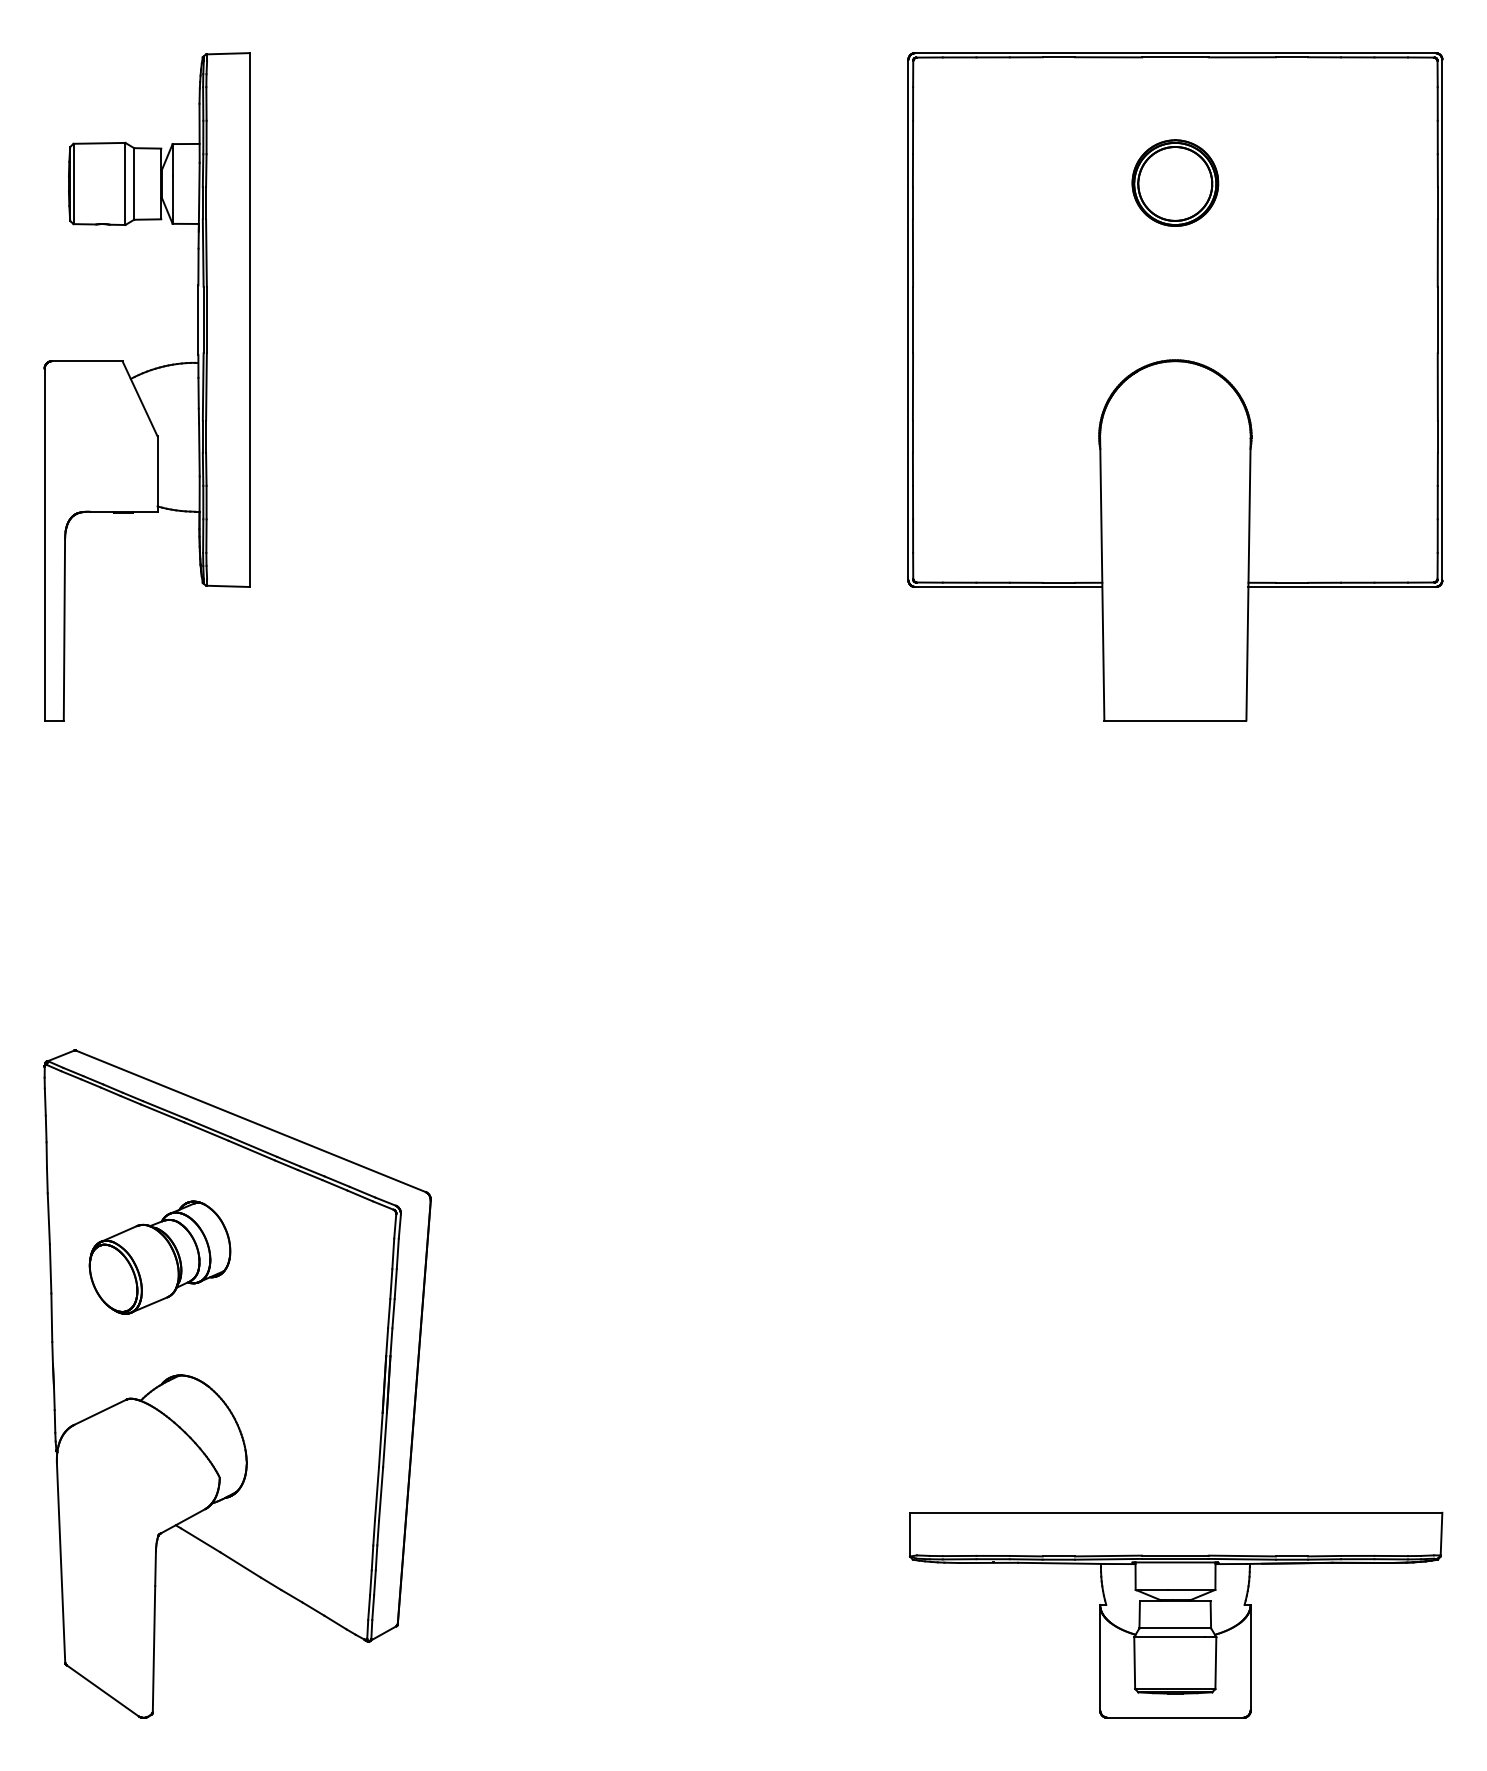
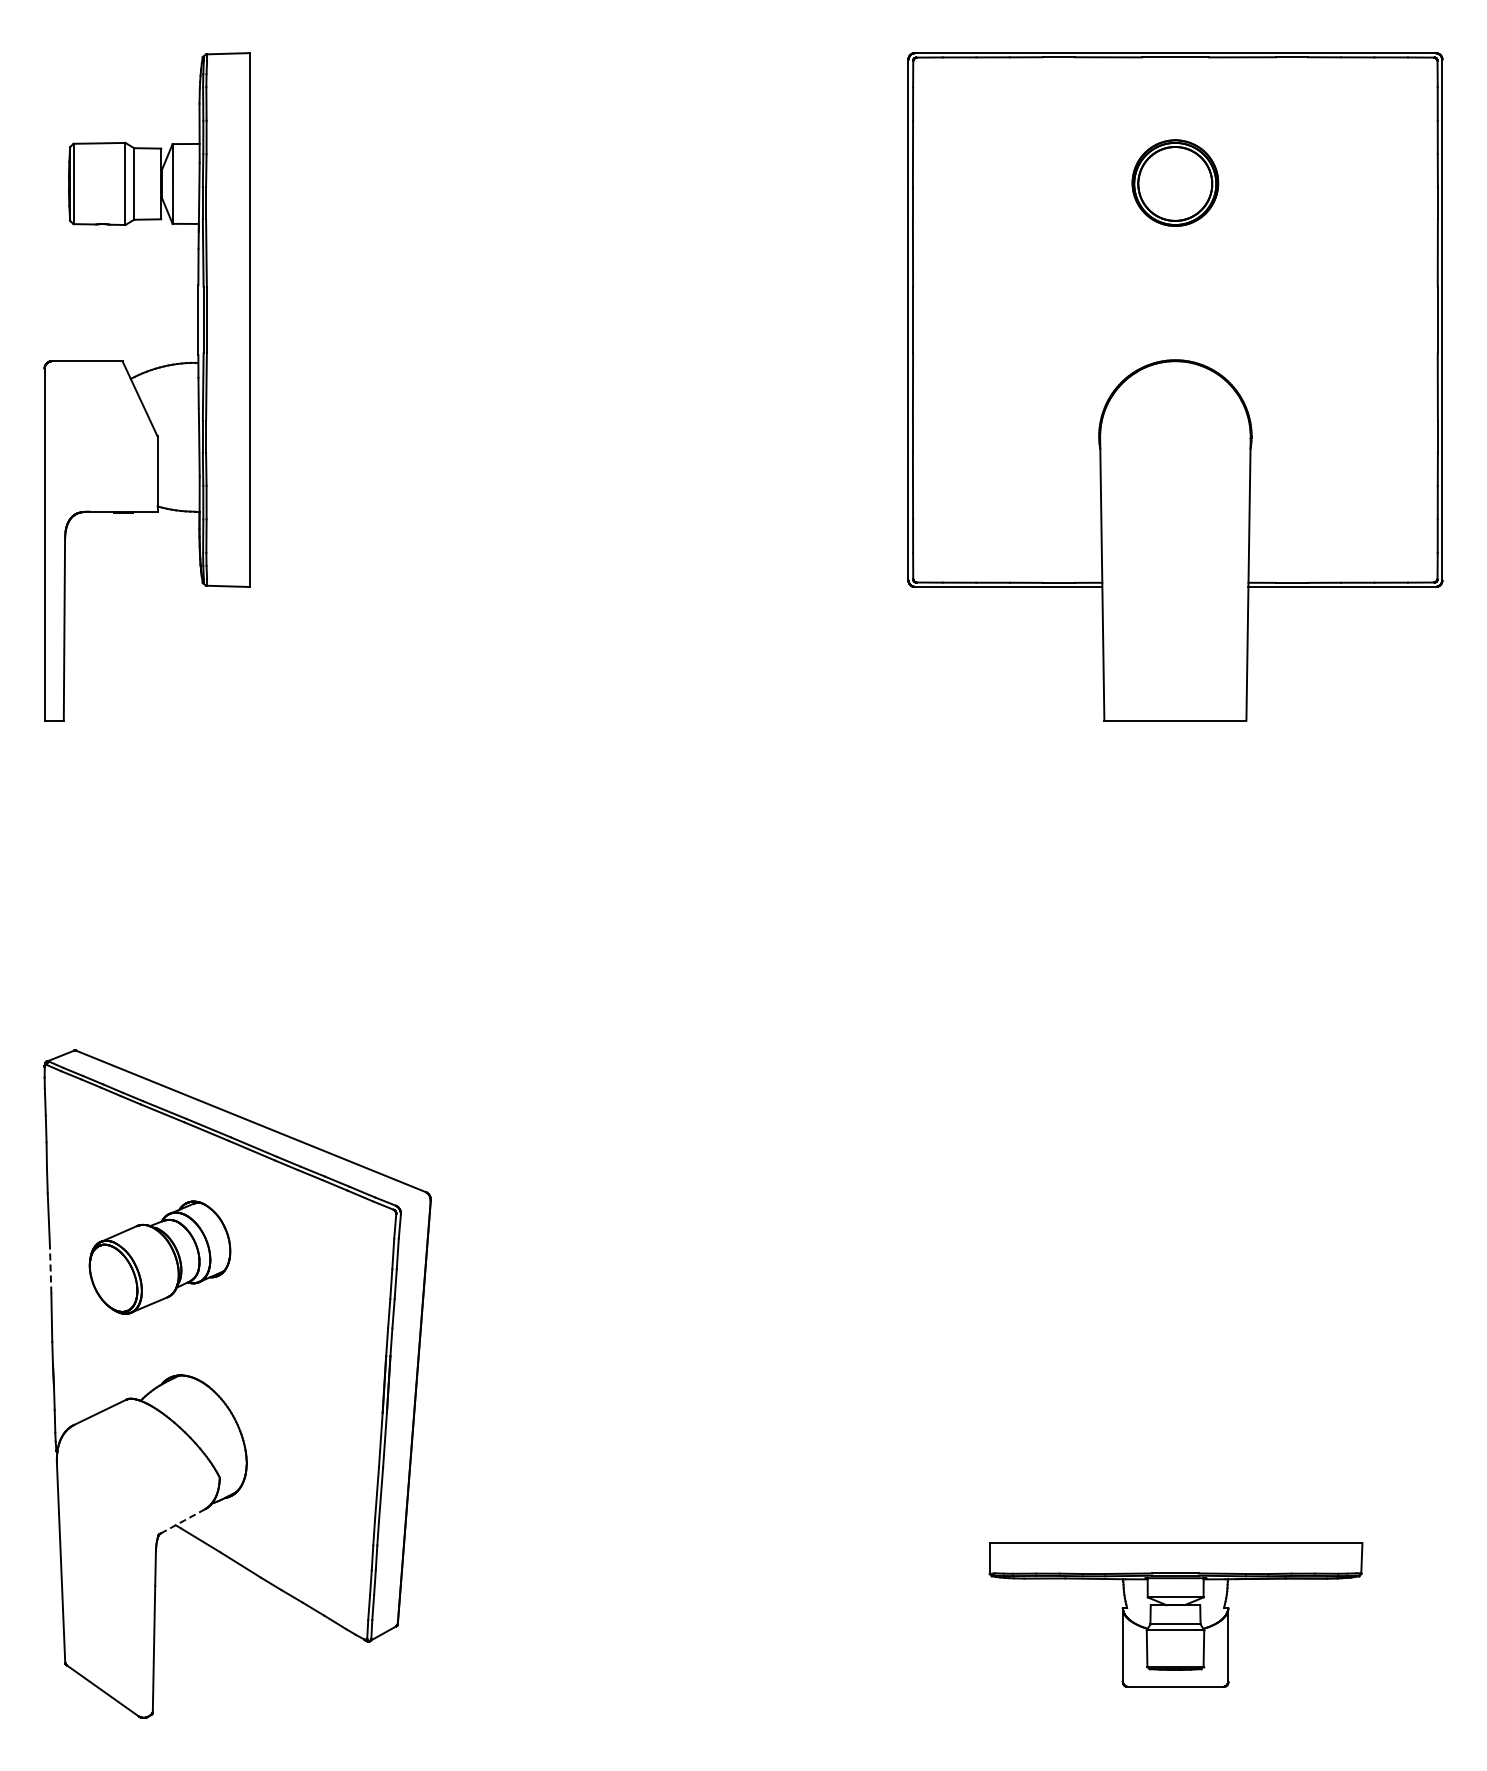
line: solid -> dashed (50, 1268)
line: solid -> dashed (182, 1521)
part size: 536x208 px -> 376x146 px (1175, 1614)
